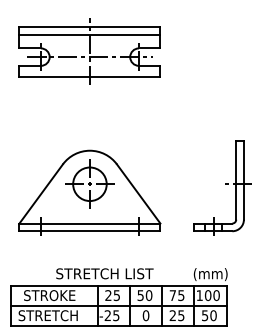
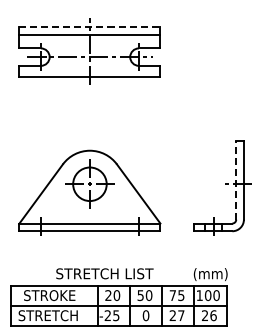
line: solid -> dashed (90, 26)
line: solid -> dashed (236, 180)
text: 25 -> 20 (116, 295)
text: 25 -> 27 (181, 315)
text: 50 -> 26 (209, 315)
